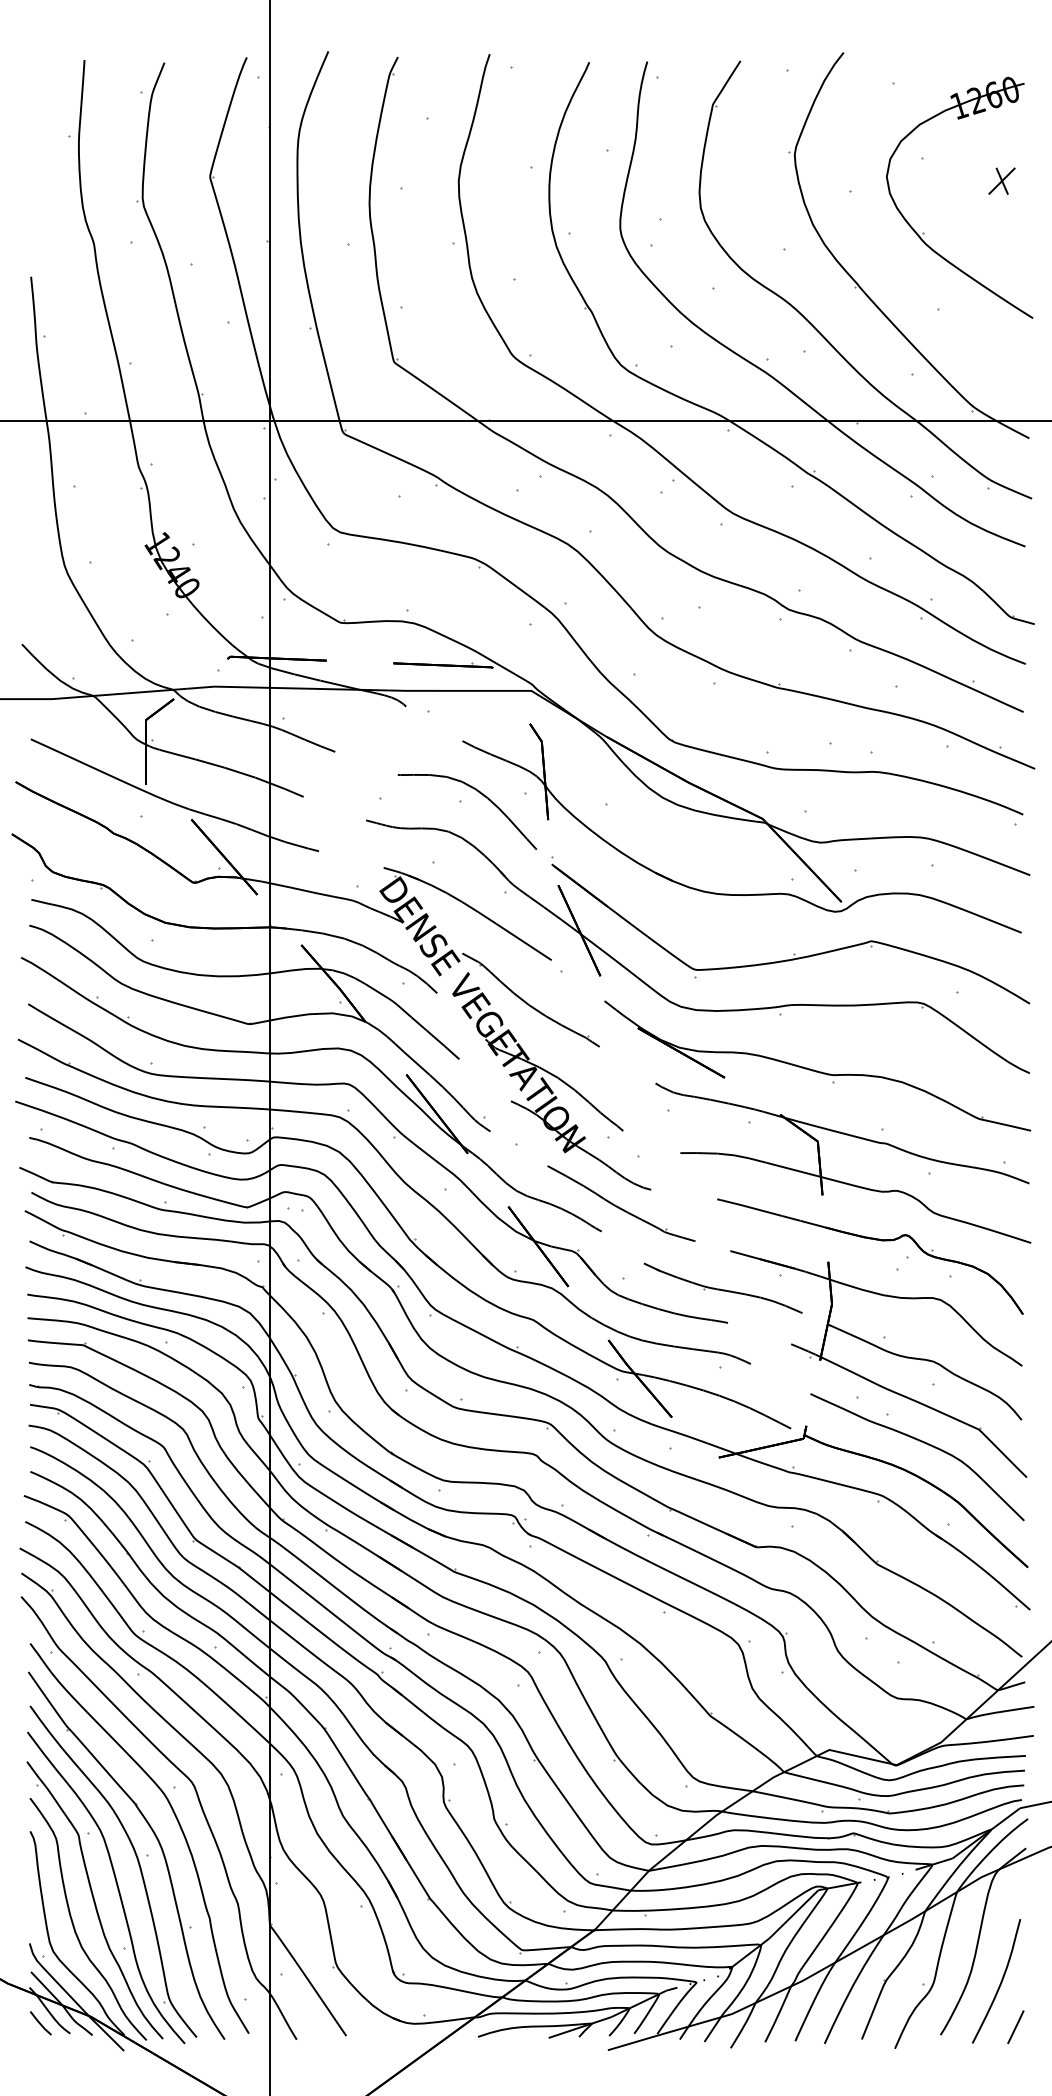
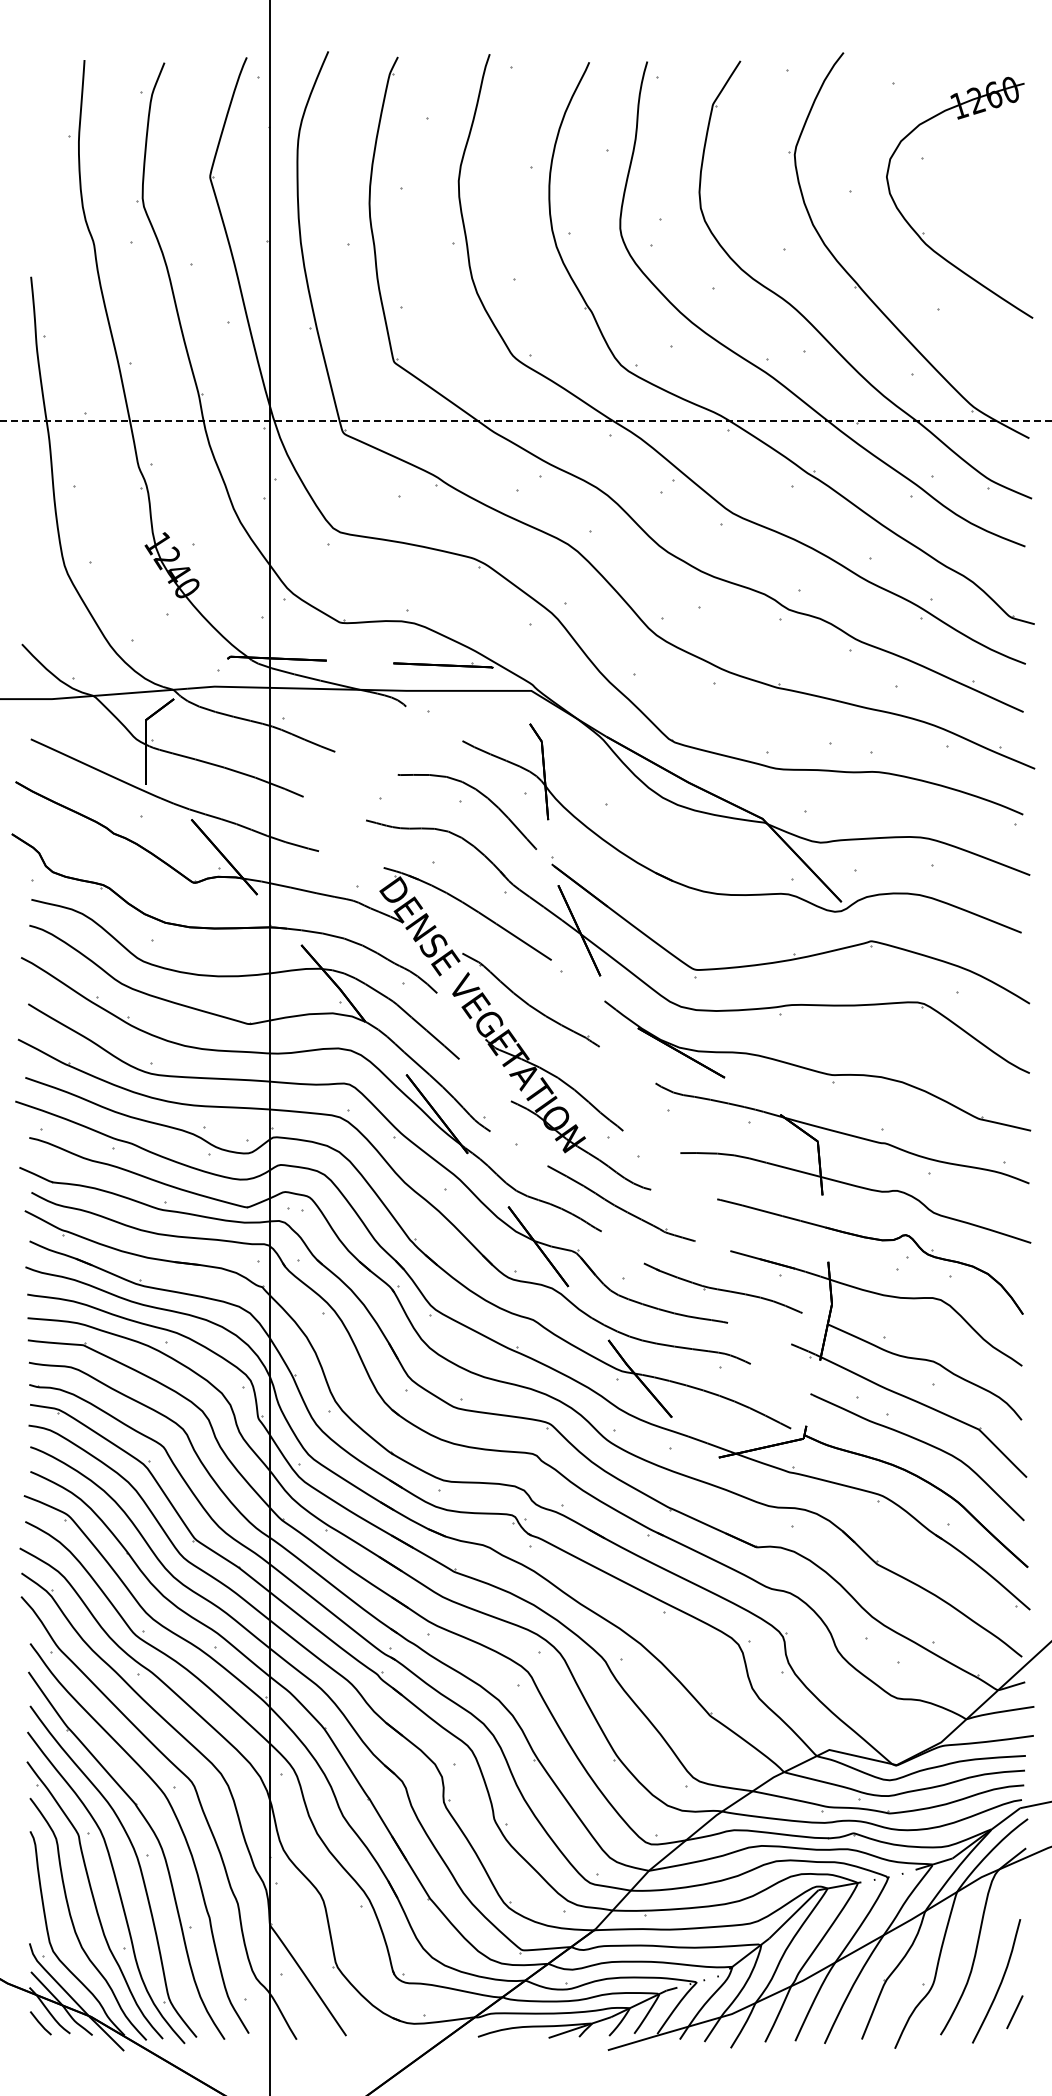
part: present -> none (1001, 180)
line: solid -> dashed (526, 420)
line position: (1015, 2027) -> (1014, 2012) (1014, 2012)
